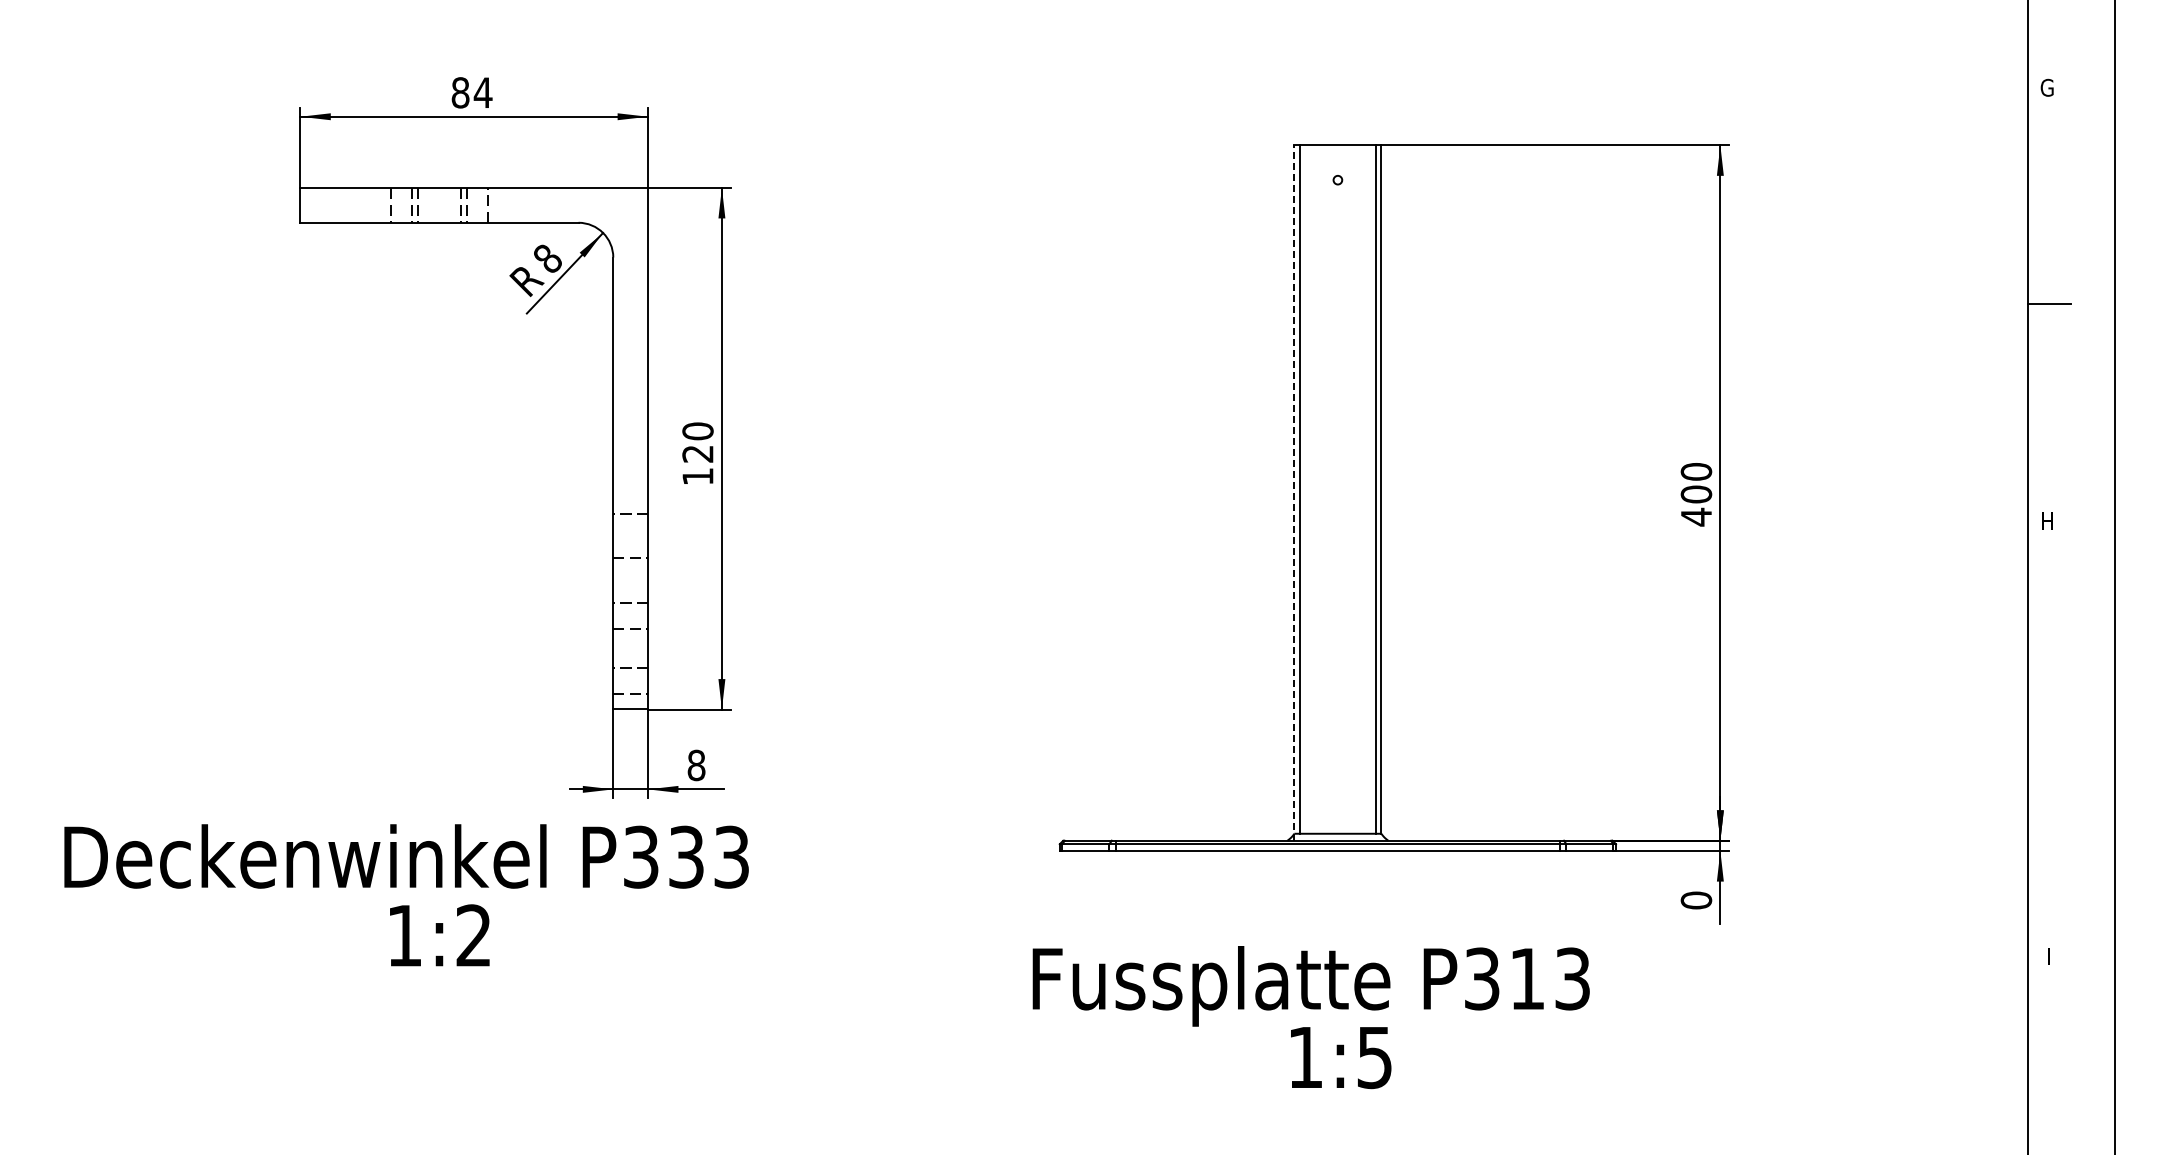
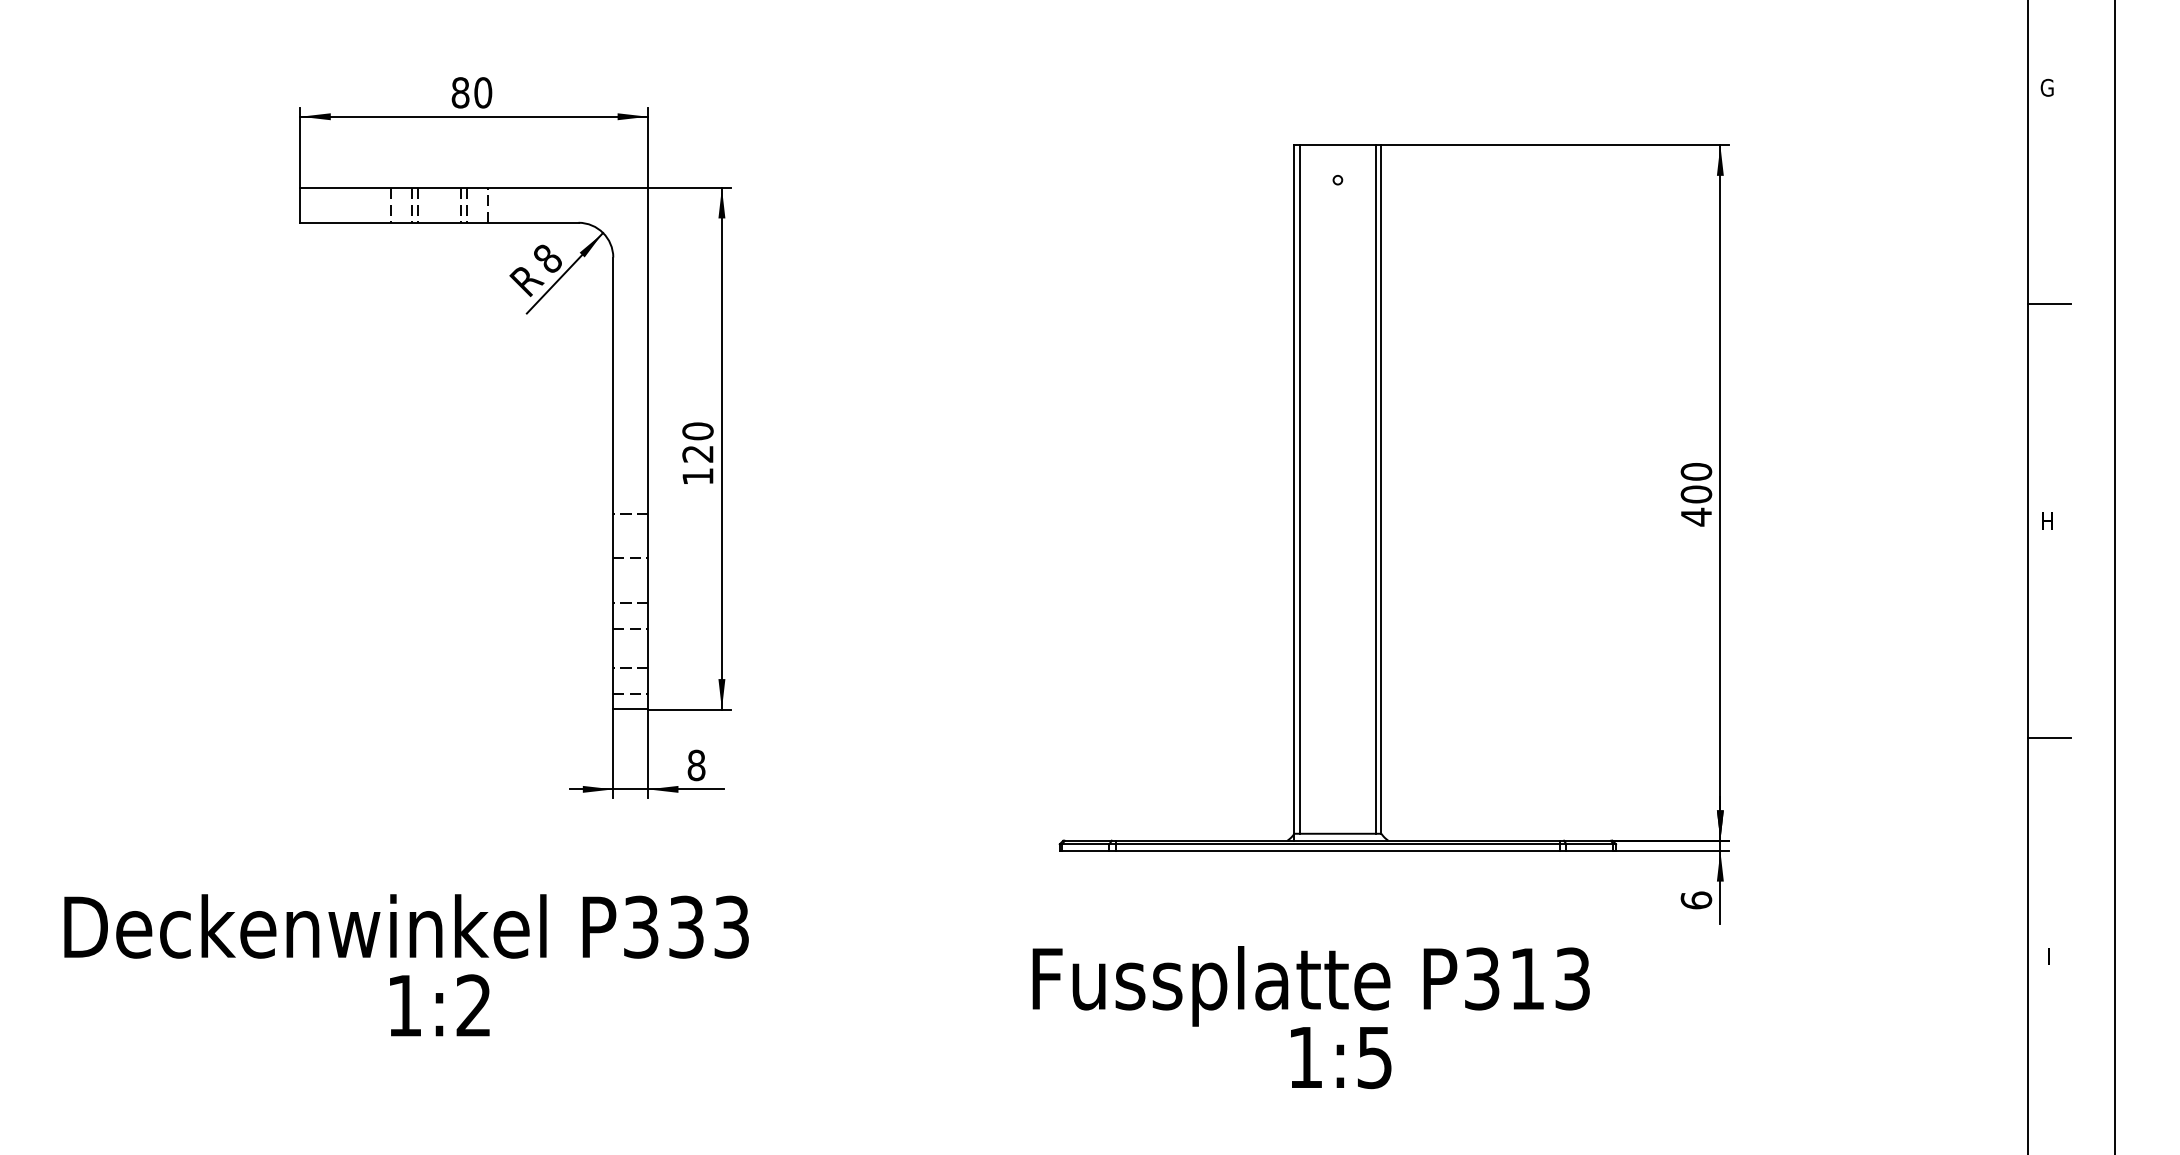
text: 84 -> 80 (482, 92)
line: dashed -> solid (1294, 493)
line: none -> present (2049, 738)
text position: (406, 895) -> (406, 965) (406, 965)
text: 0 -> 6 (1696, 900)
